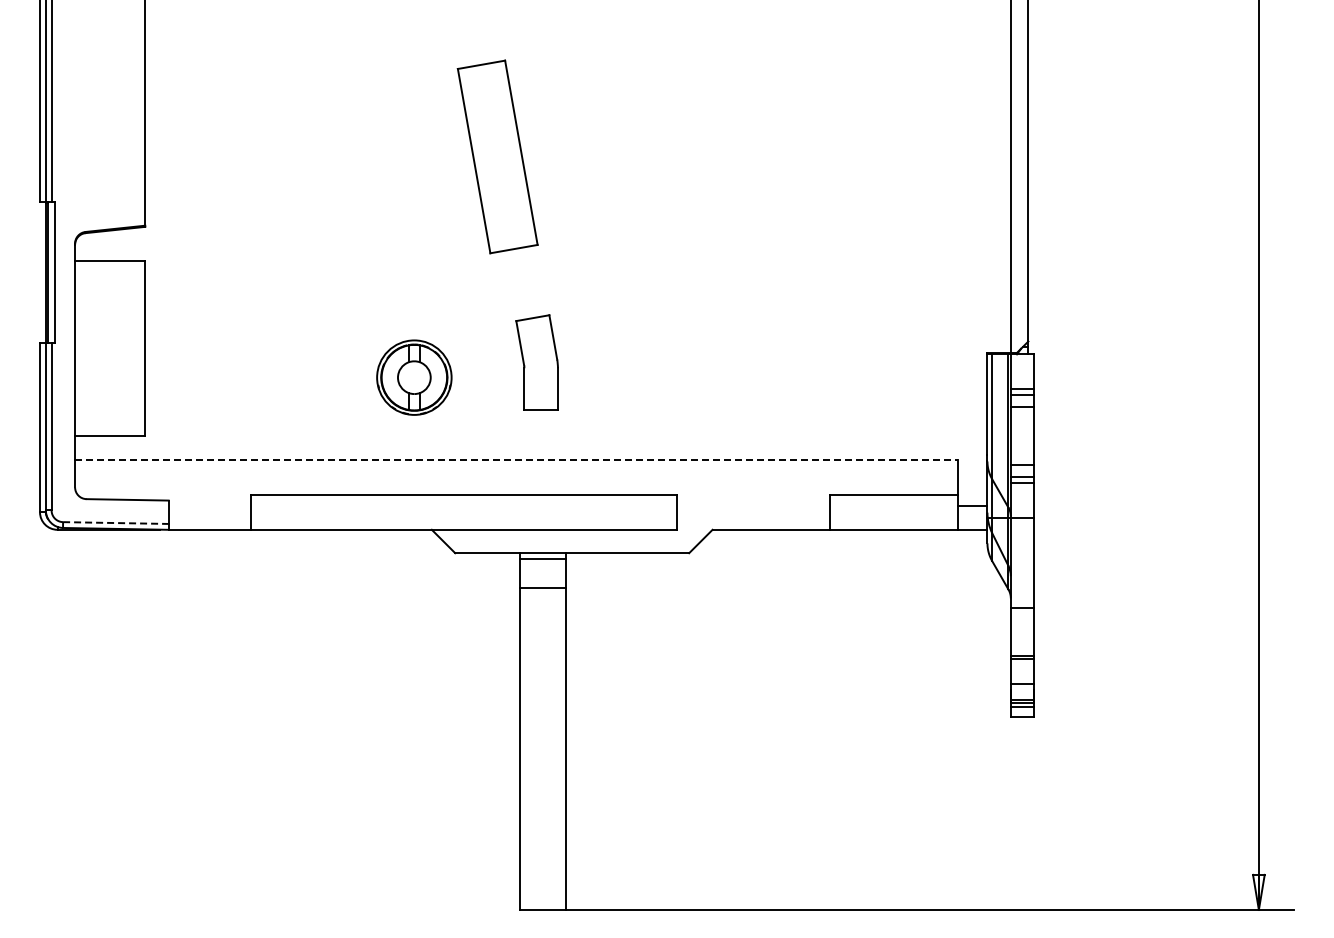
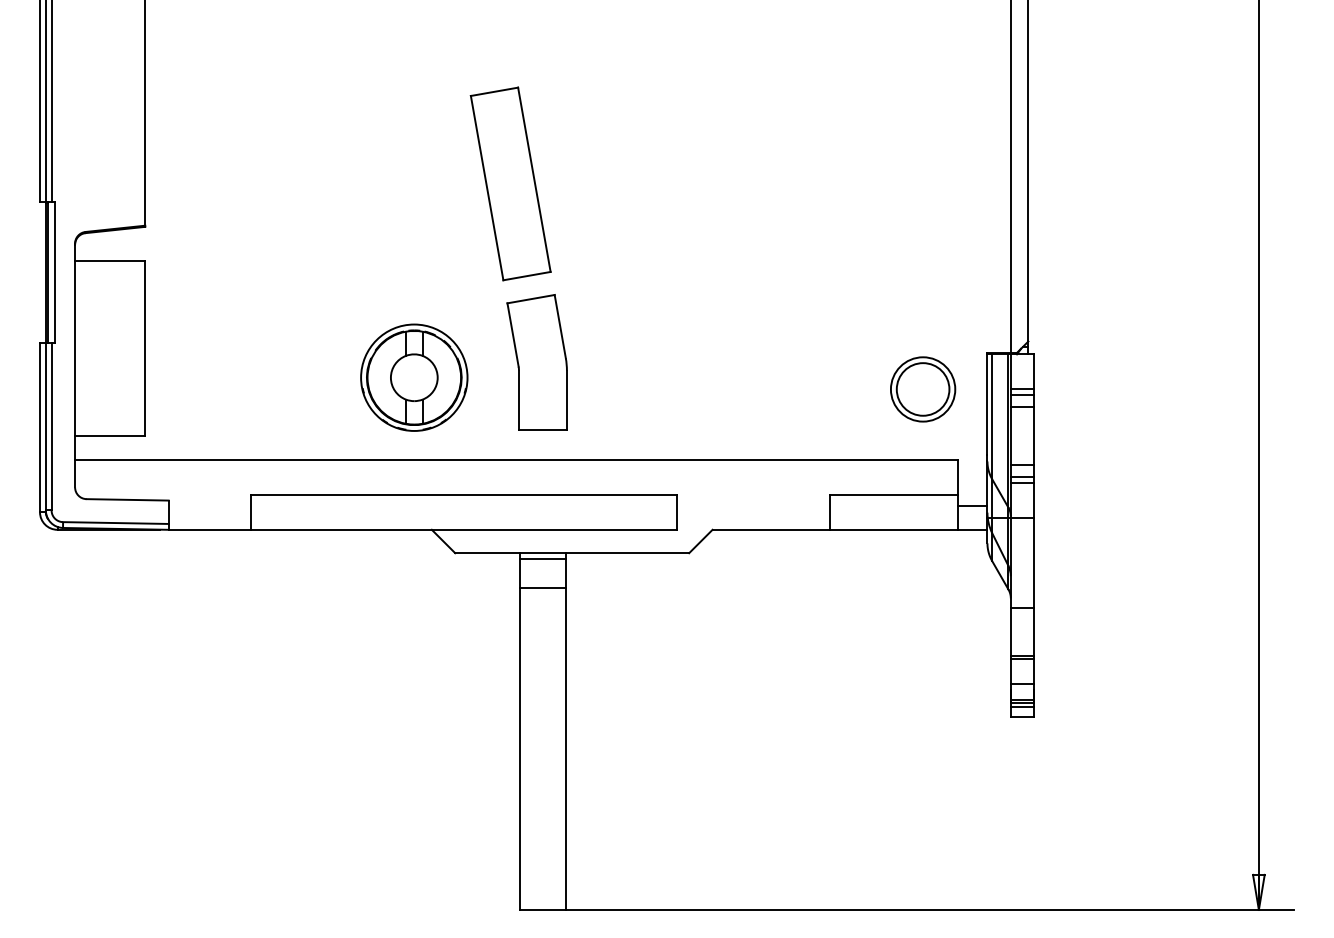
part position: (497, 156) -> (510, 183) (510, 183)
part size: 44x97 px -> 62x137 px (536, 362)
part size: 77x77 px -> 109x109 px (414, 377)
part: none -> present (923, 389)
line: dashed -> solid (516, 459)
line: dashed -> solid (115, 523)
